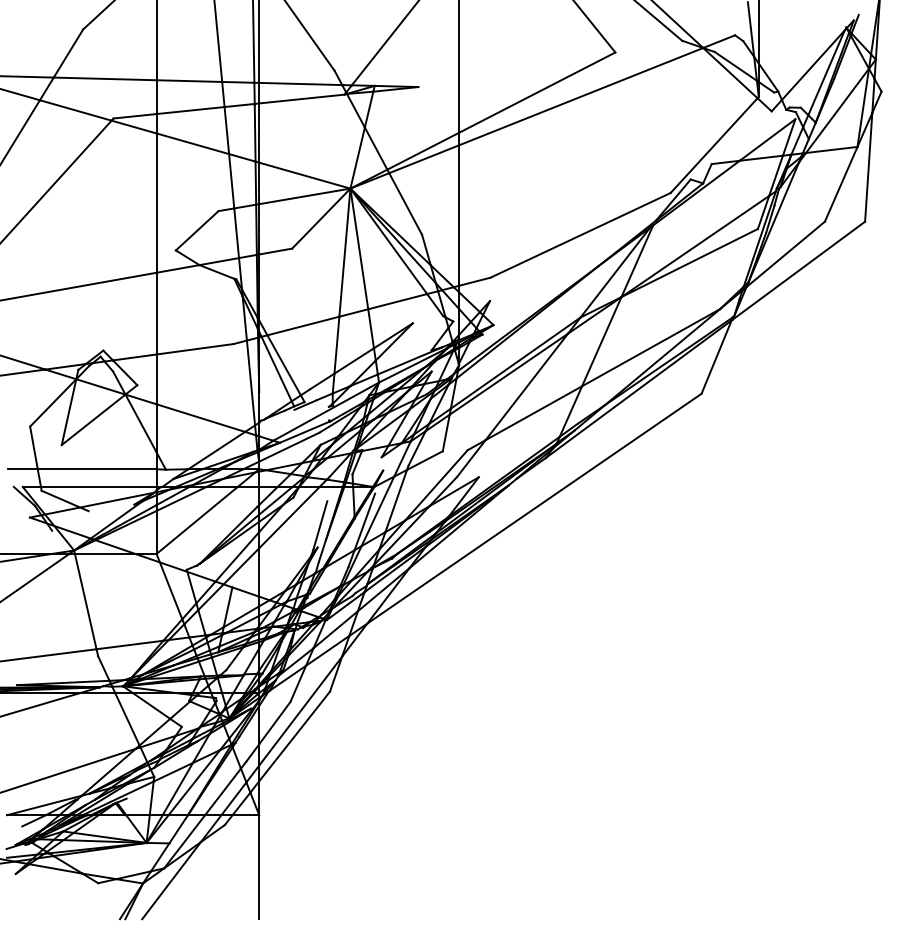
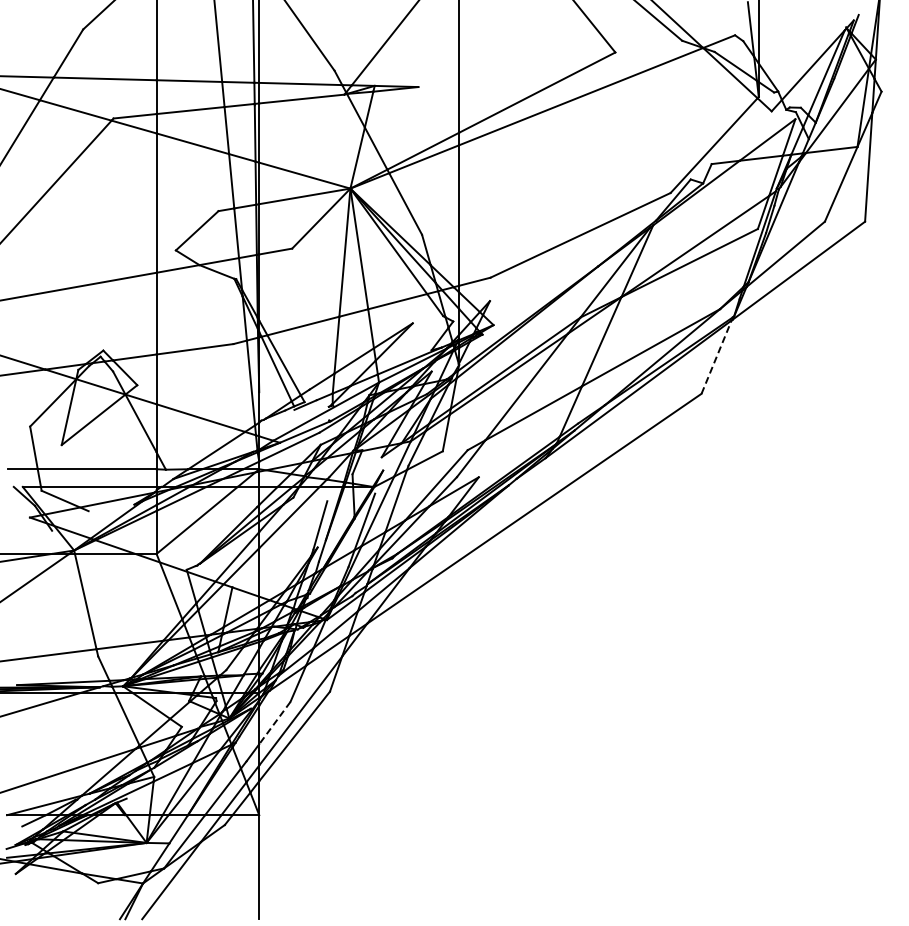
line: solid -> dashed (716, 357)
line: solid -> dashed (274, 723)
